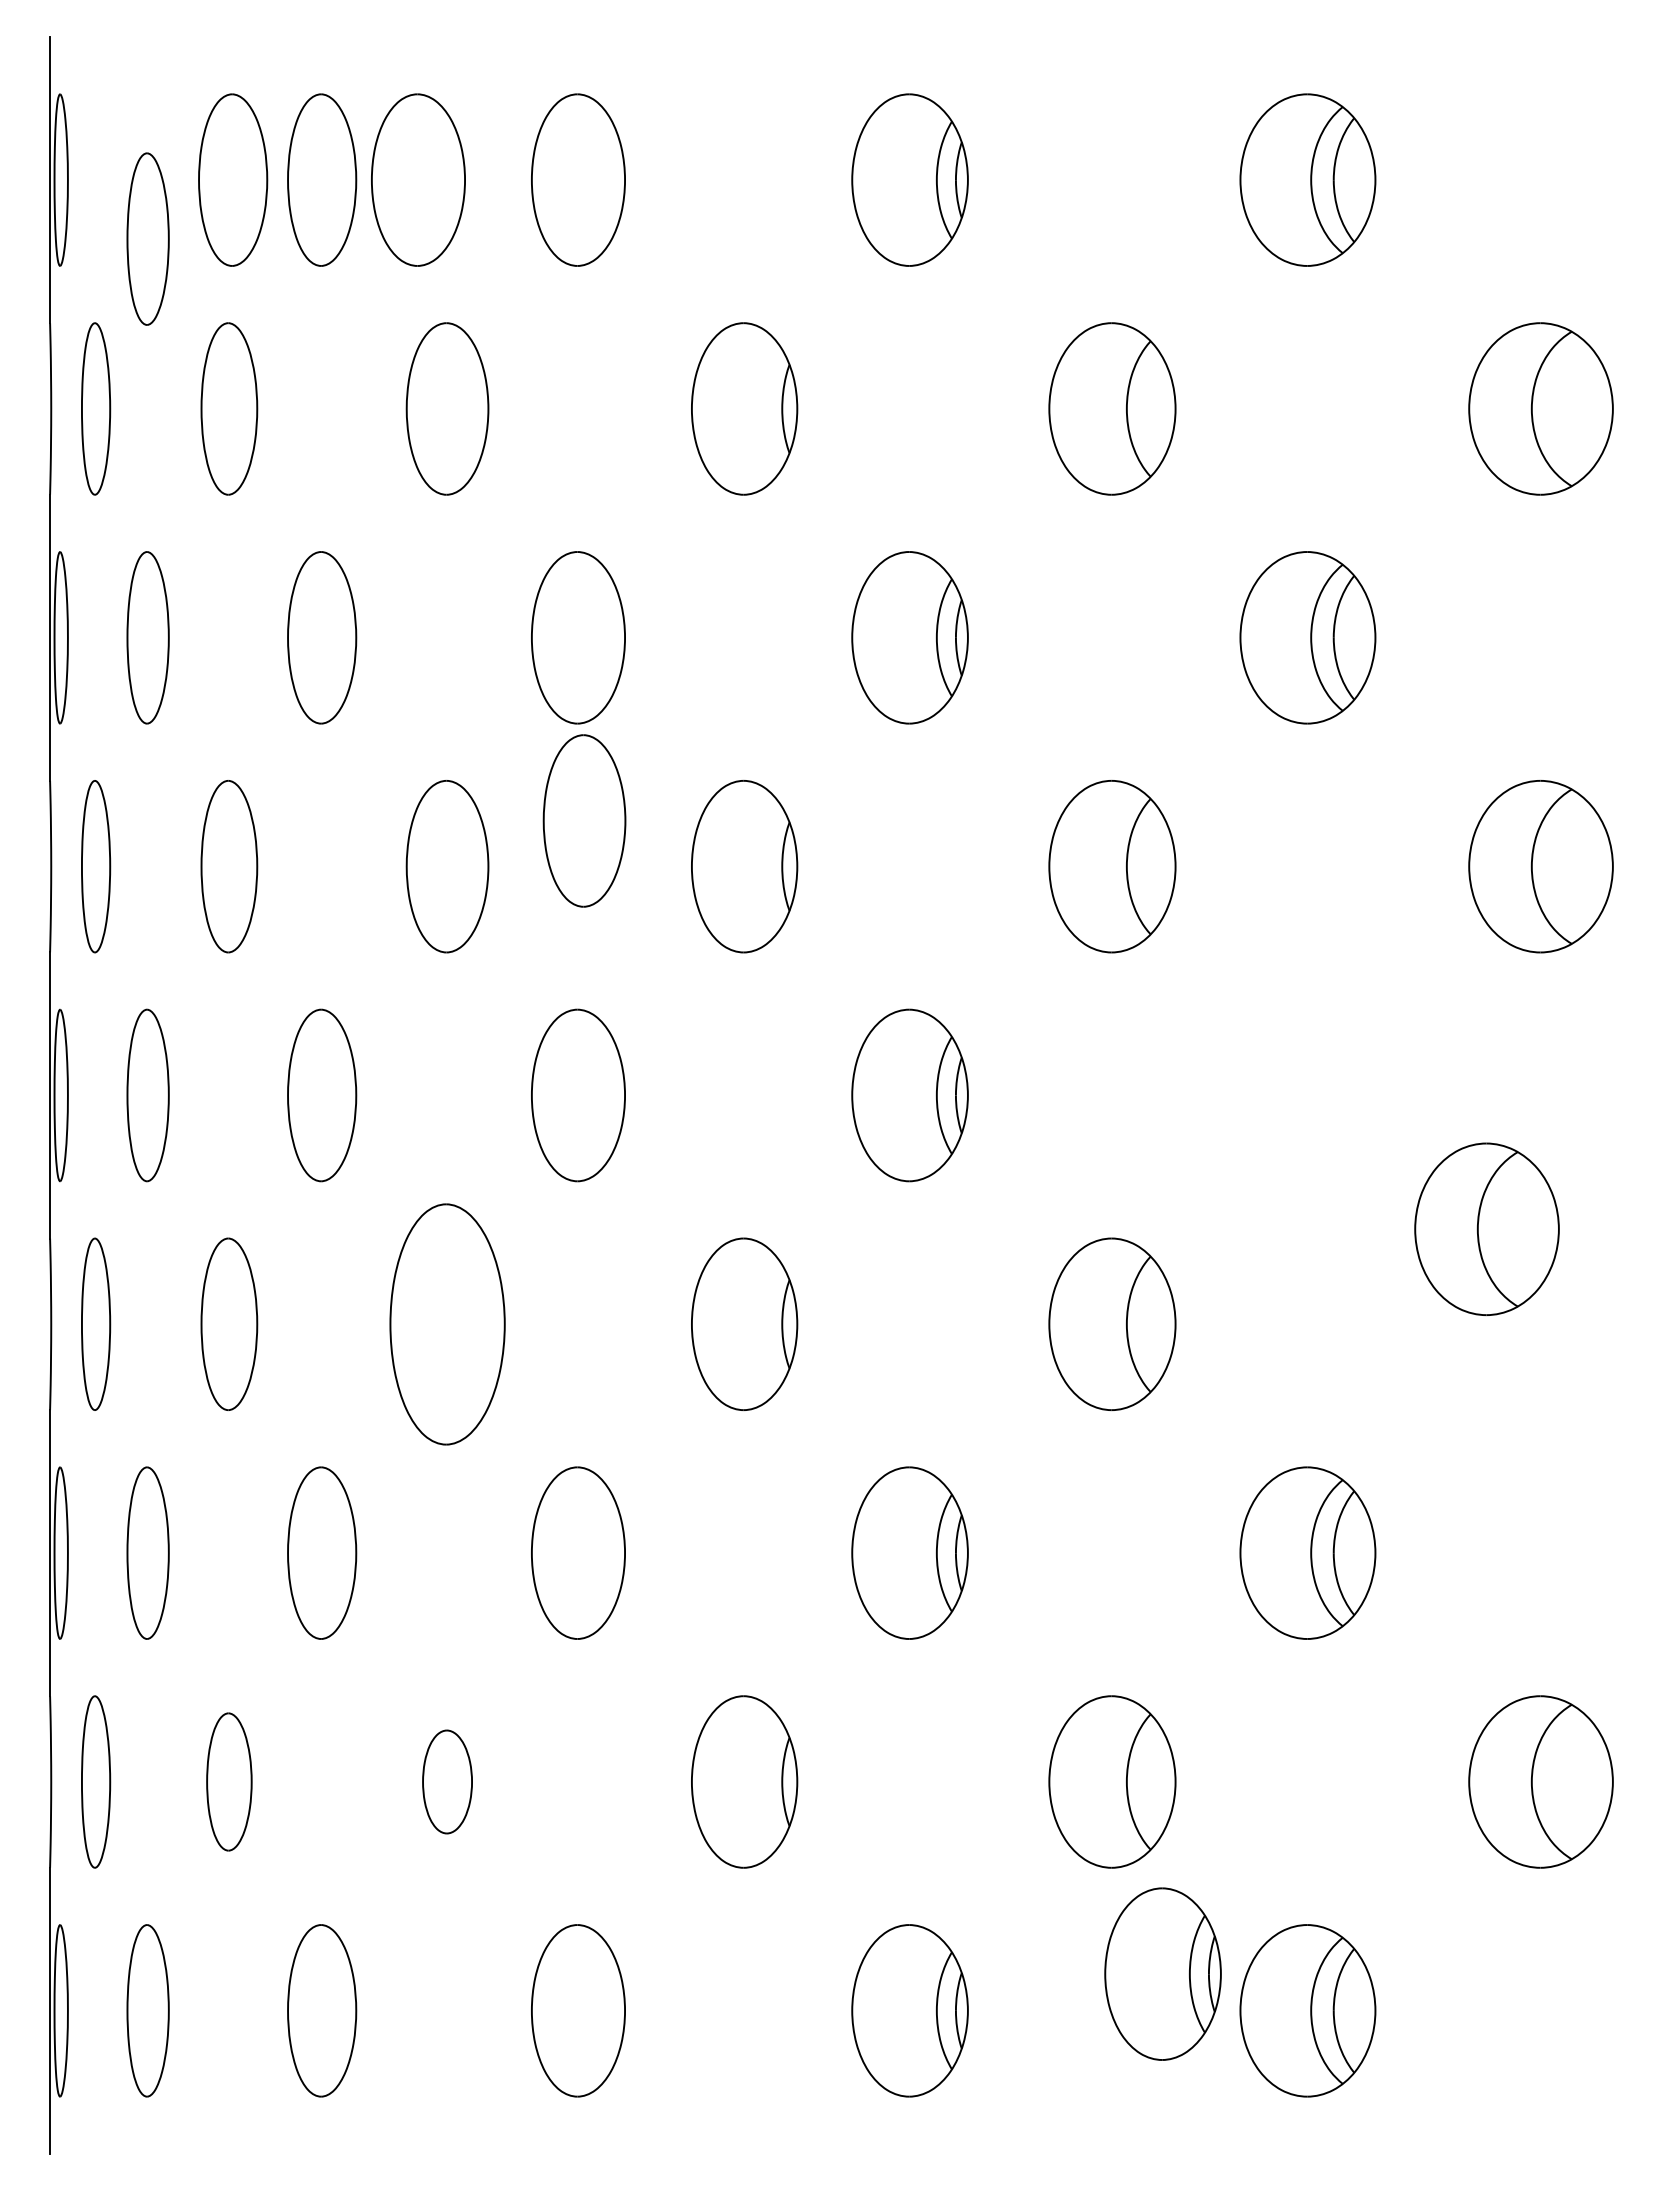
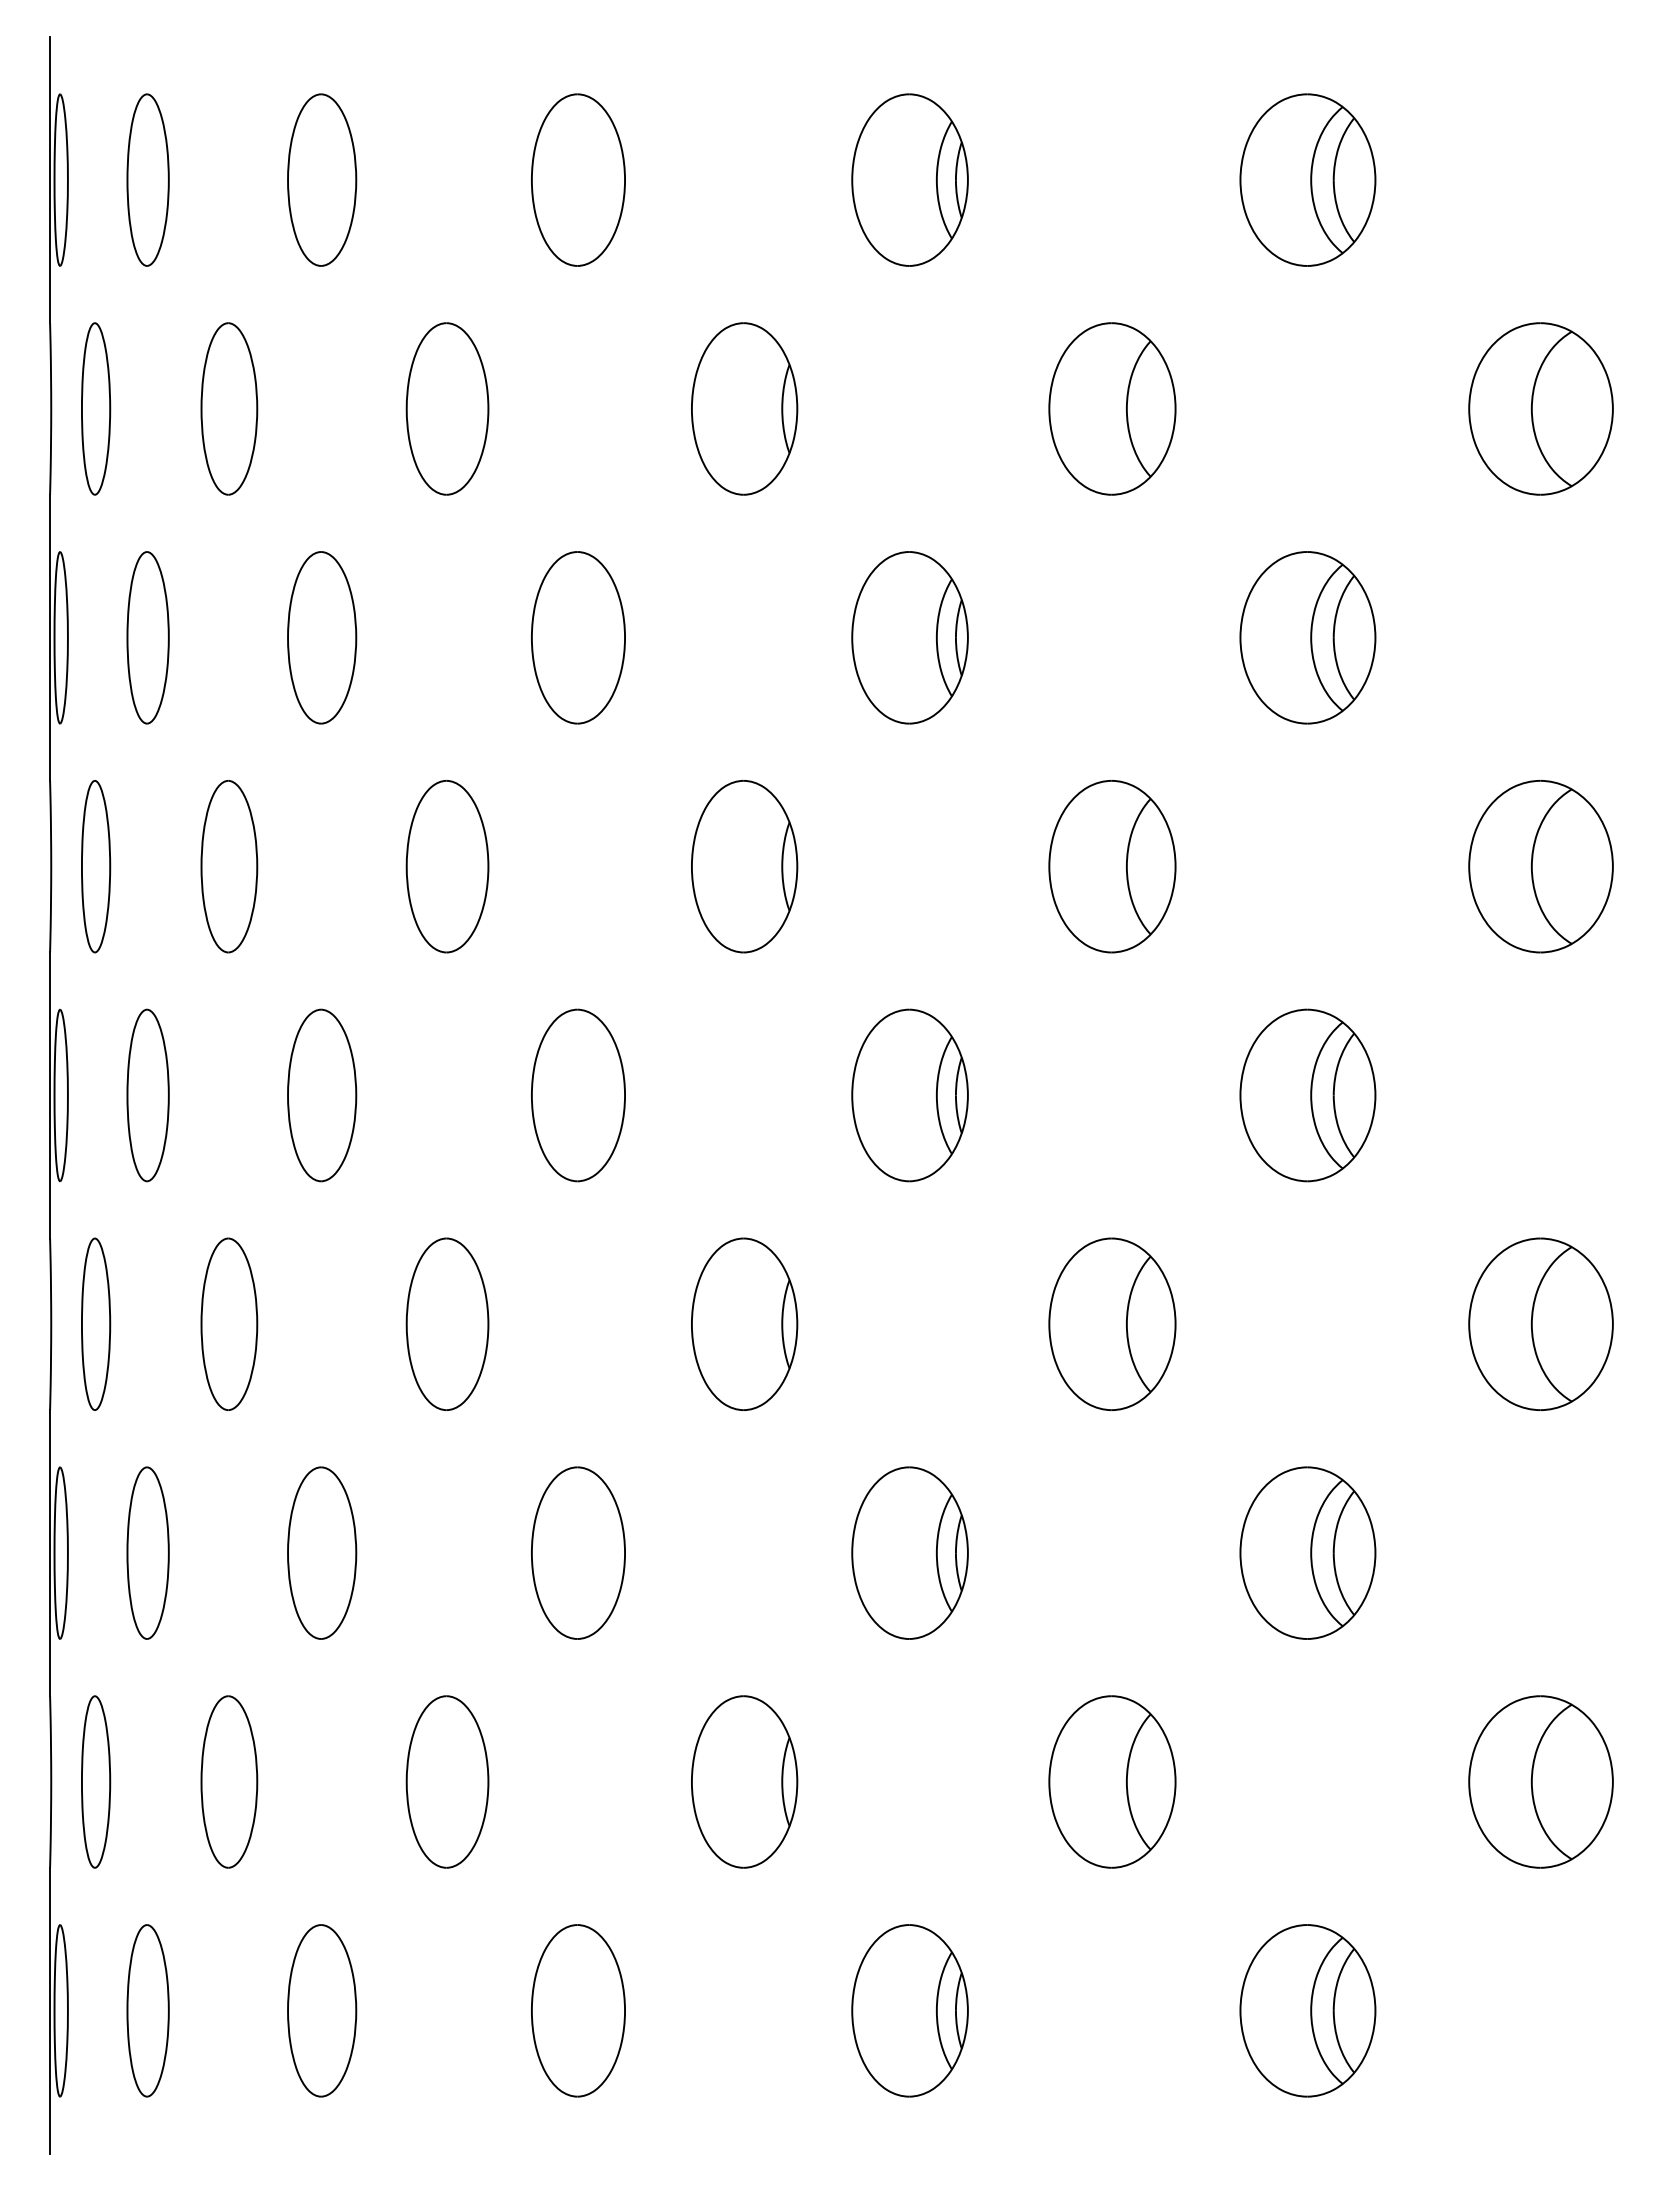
part: present -> none (233, 179)
part: present -> none (418, 179)
part position: (147, 238) -> (147, 179) (147, 179)
part: present -> none (584, 820)
part: none -> present (1307, 1095)
part position: (1486, 1228) -> (1540, 1323) (1540, 1323)
part size: 117x243 px -> 85x174 px (447, 1323)
part size: 47x140 px -> 59x174 px (229, 1781)
part size: 51x106 px -> 85x174 px (447, 1781)
part: present -> none (1162, 1973)
